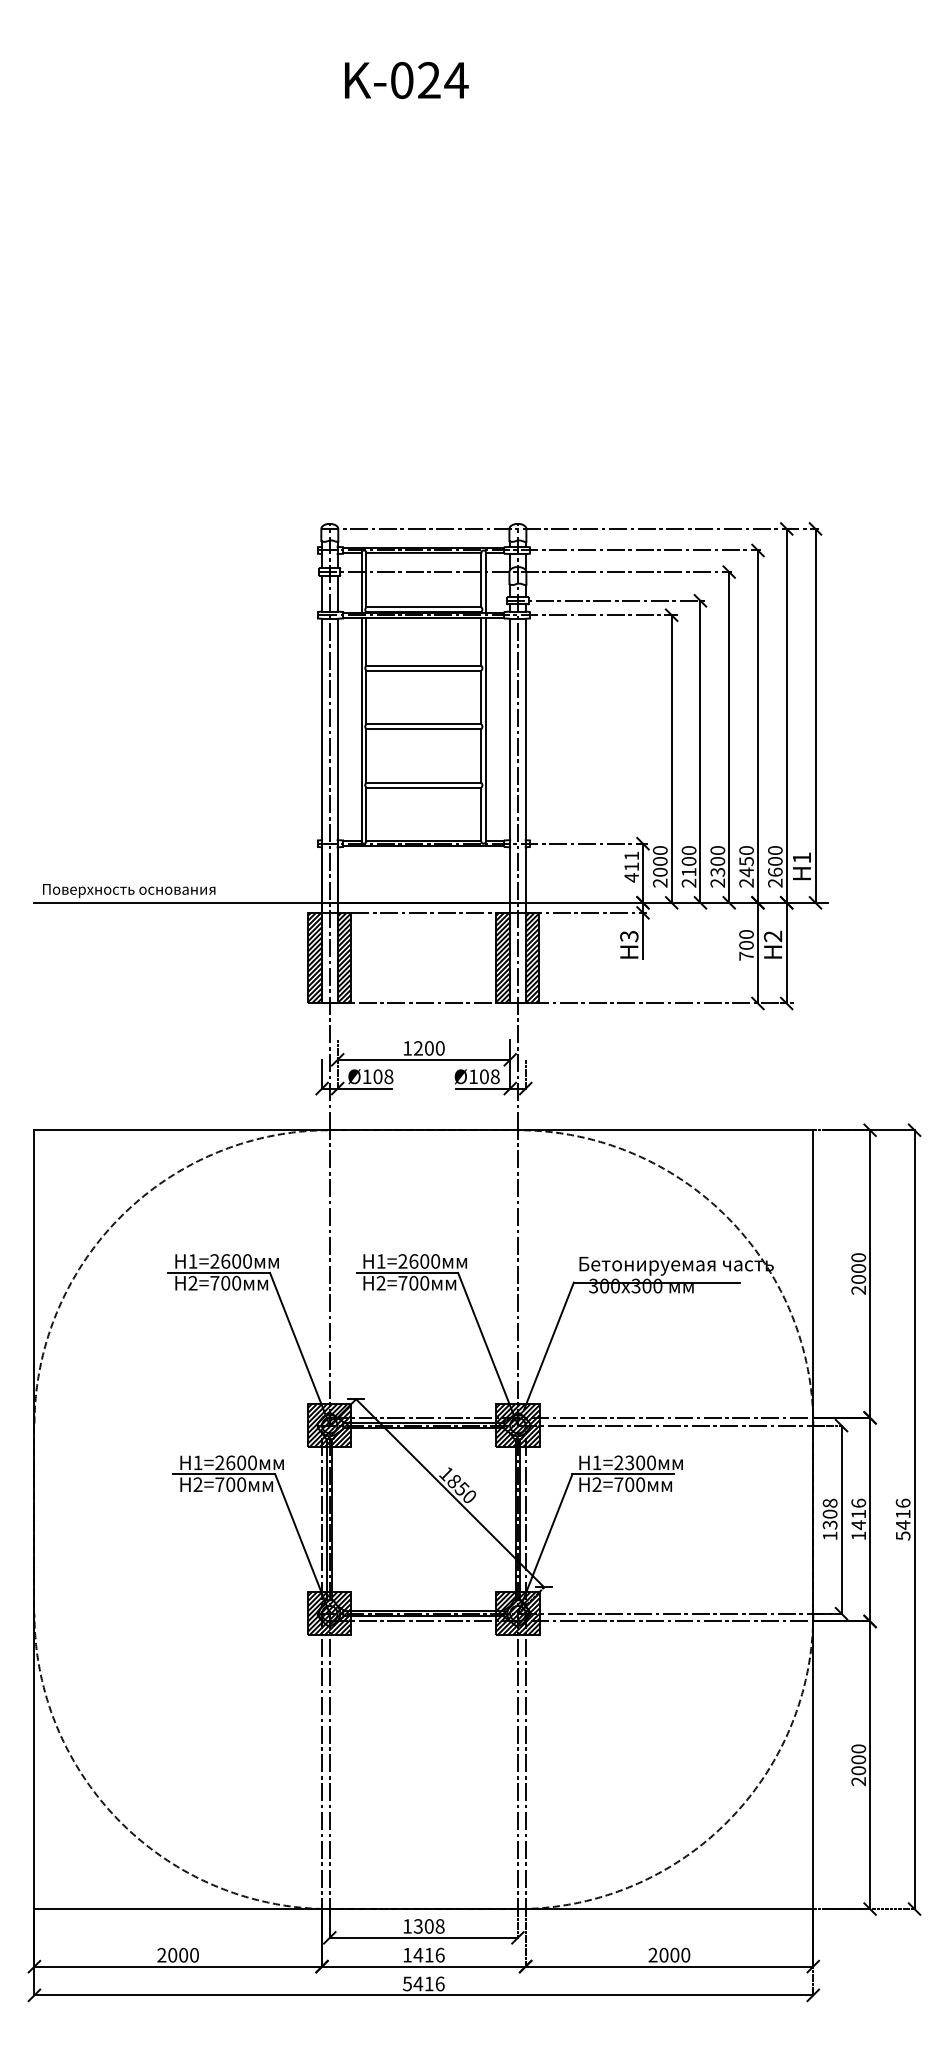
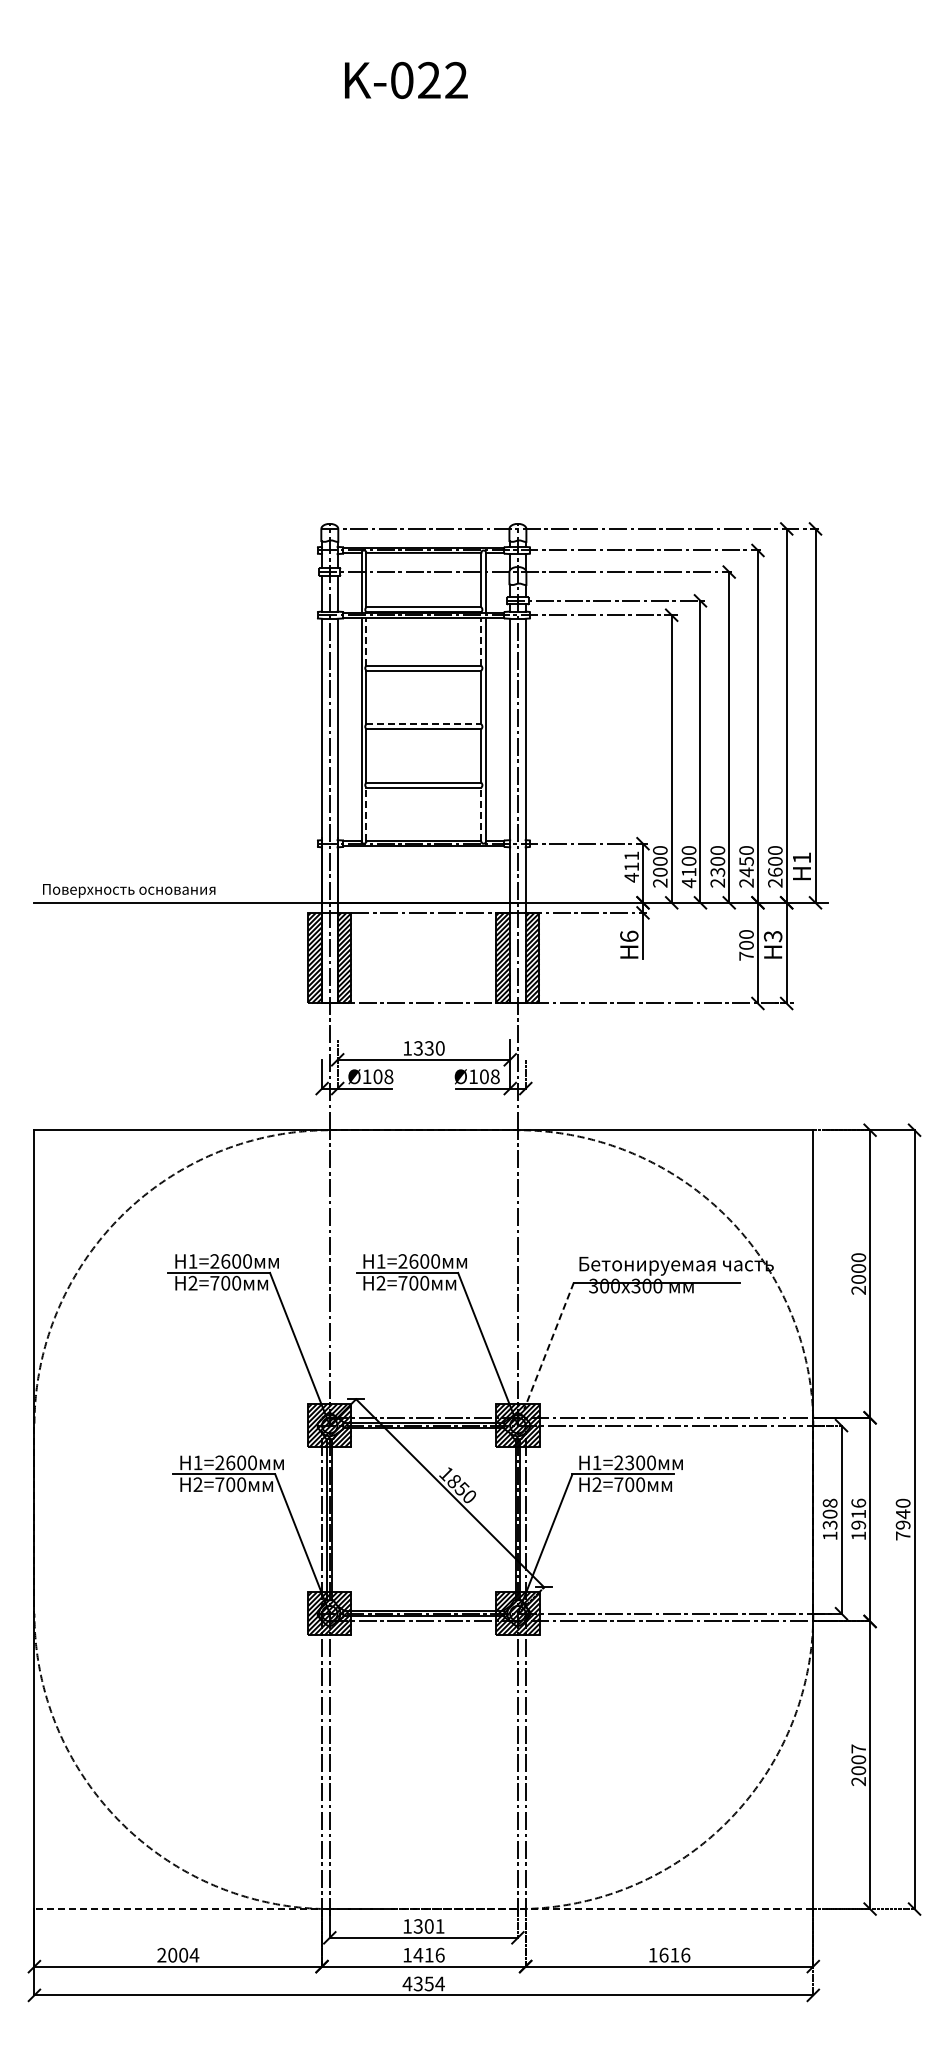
text: K-024 -> K-022 (456, 79)
line: solid -> dashed (366, 641)
line: solid -> dashed (481, 641)
line: solid -> dashed (424, 724)
line: solid -> dashed (366, 814)
line: solid -> dashed (481, 814)
text: 2100 -> 4100 (688, 883)
text: H3 -> H6 (629, 936)
text: H2 -> H3 (773, 936)
text: 1200 -> 1330 (423, 1048)
line: solid -> dashed (548, 1346)
text: 5416 -> 7940 (902, 1519)
text: 1416 -> 1916 (858, 1525)
text: 2000 -> 2007 (858, 1748)
line: solid -> dashed (423, 1909)
text: 1308 -> 1301 (439, 1926)
text: 2000 -> 2004 (194, 1954)
text: 2000 -> 1616 (669, 1954)
text: 5416 -> 4354 (423, 1983)
